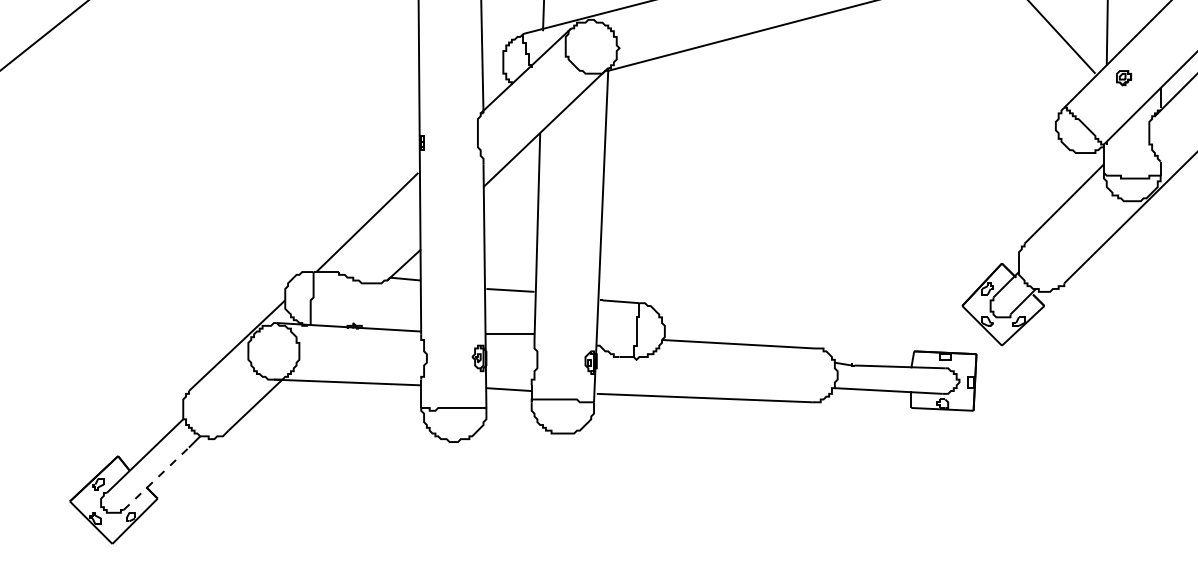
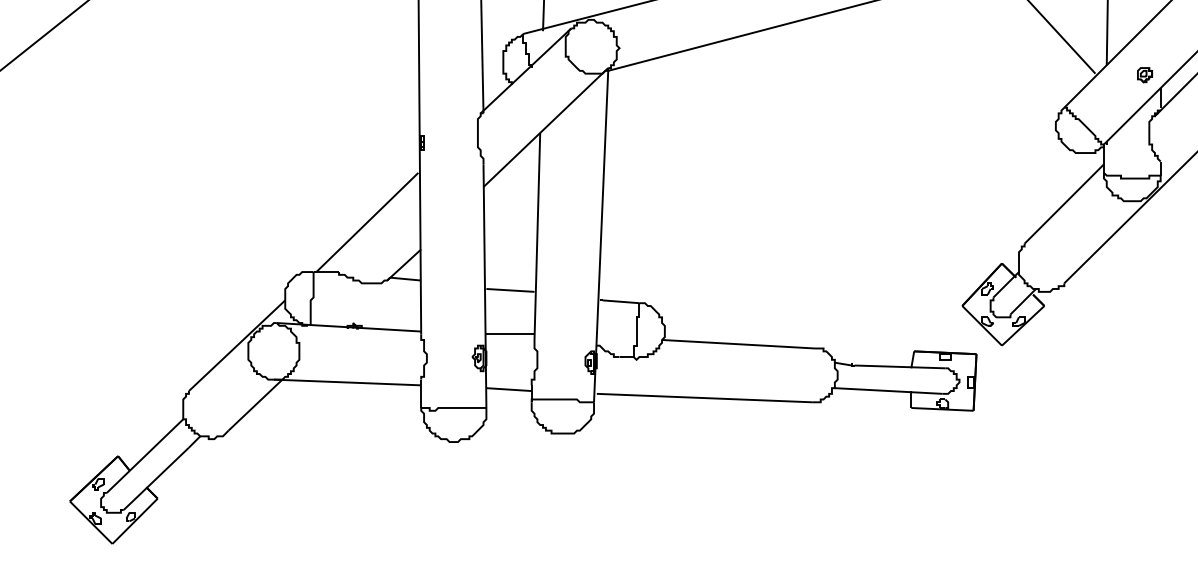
part position: (1123, 78) -> (1144, 75) (1144, 75)
line: dashed -> solid (156, 478)
